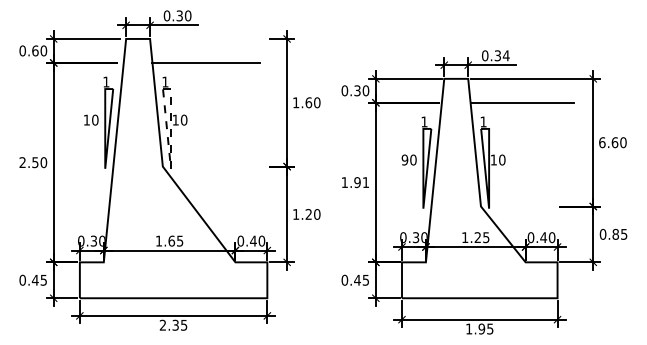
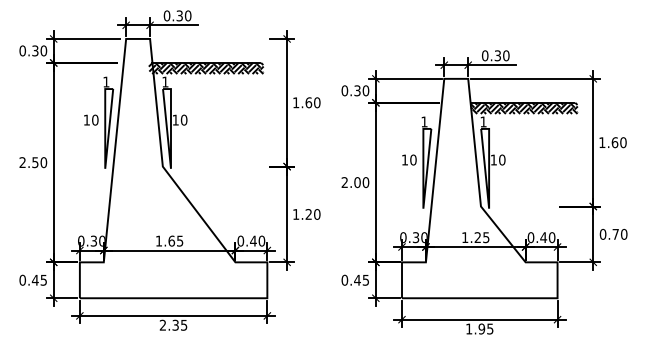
text: 0.60 -> 0.30 (35, 50)
text: 0.34 -> 0.30 (505, 55)
hatch: none -> present (205, 68)
hatch: none -> present (523, 107)
text: 6.60 -> 1.60 (602, 142)
text: 90 -> 10 (404, 159)
line: dashed -> solid (170, 165)
text: 1.91 -> 2.00 (355, 182)
text: 0.85 -> 0.70 (619, 233)
